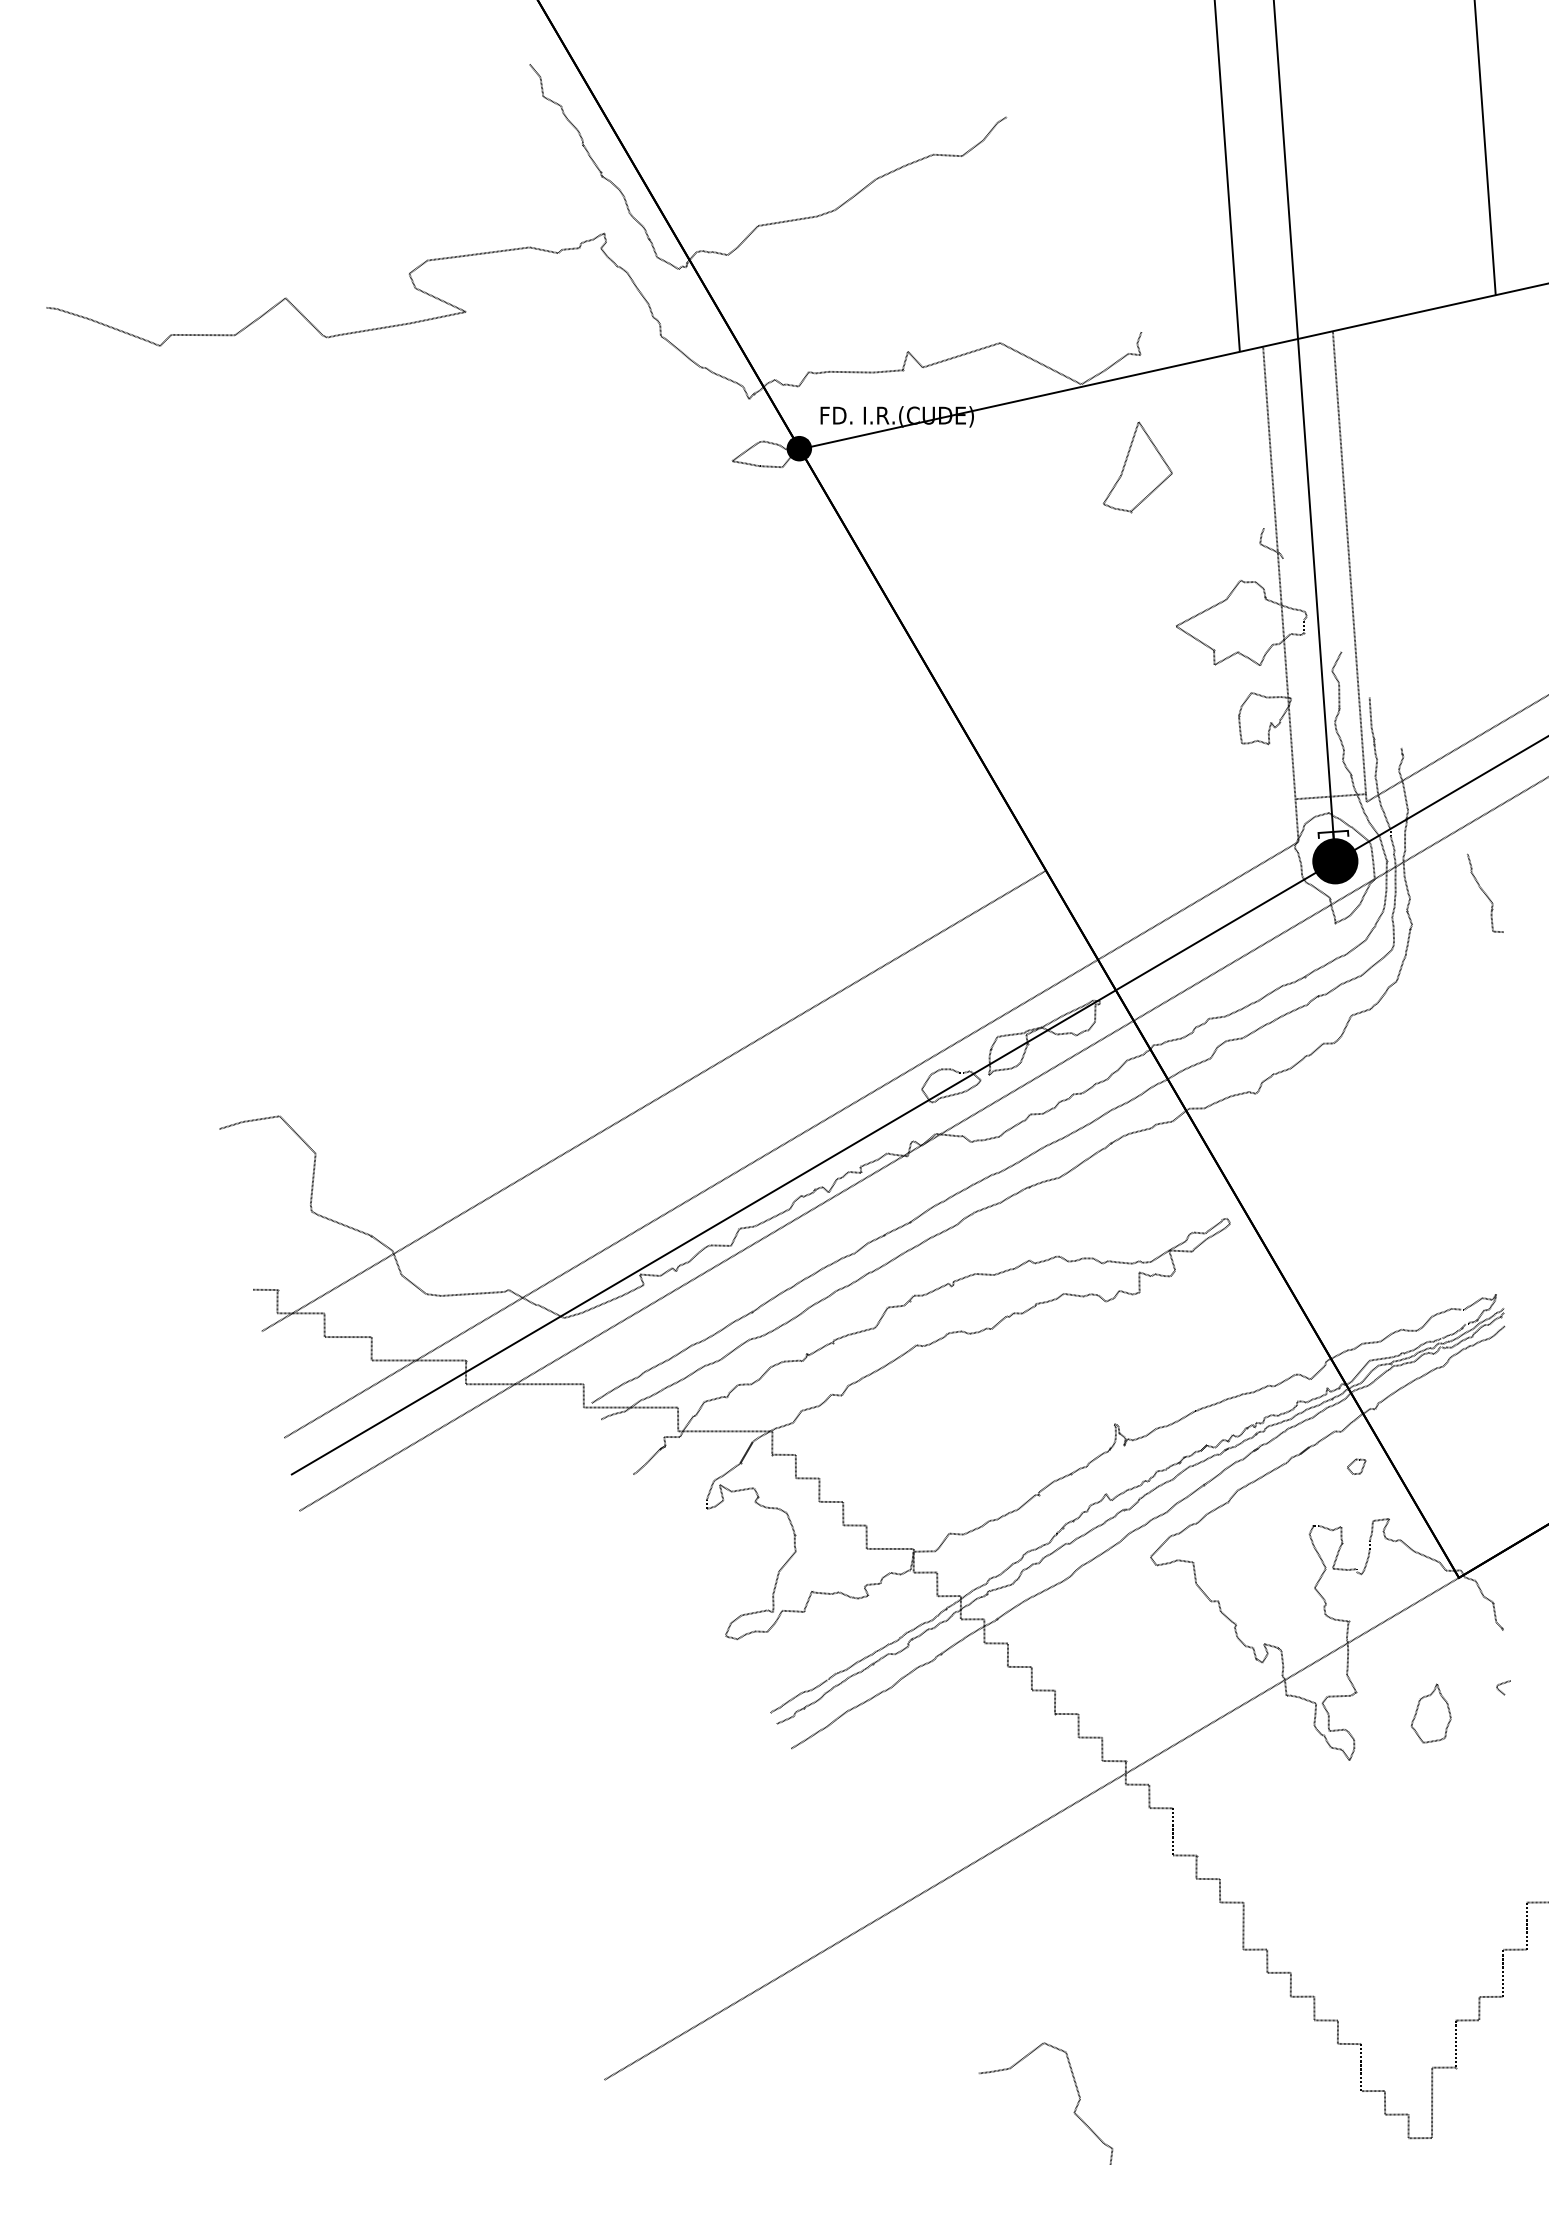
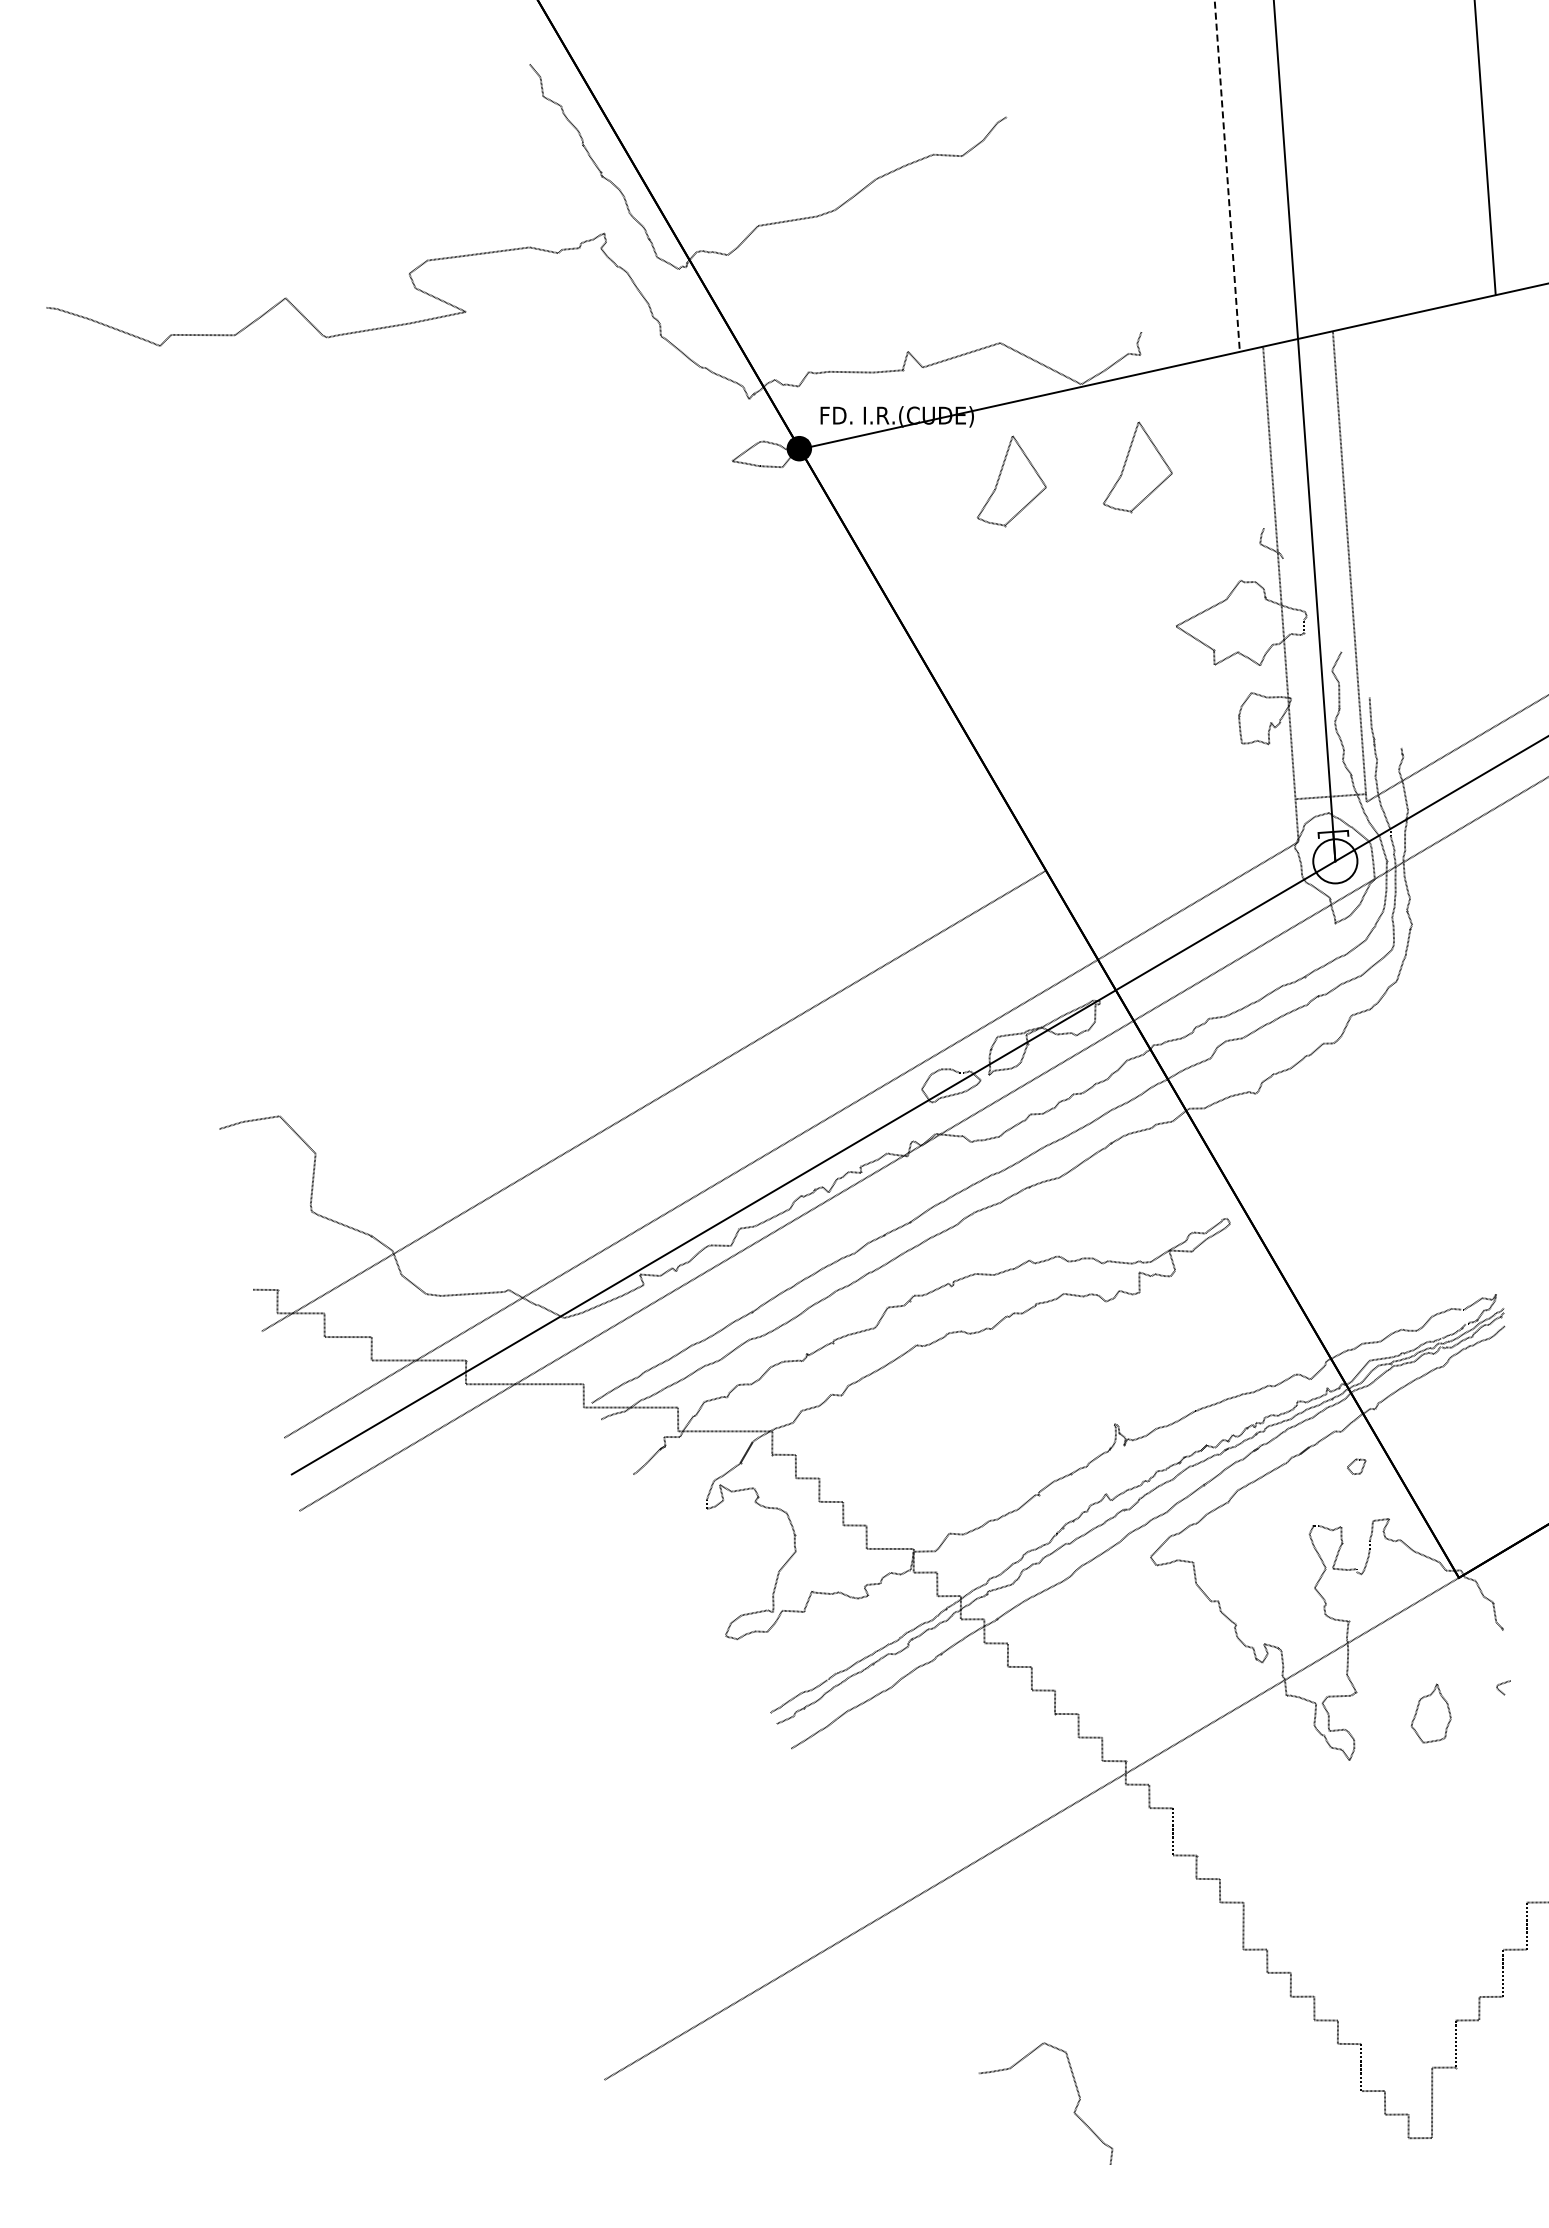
line: solid -> dashed (1227, 176)
part: none -> present (1011, 481)
fill: present -> none (1335, 861)
curve: present -> none (1485, 892)
